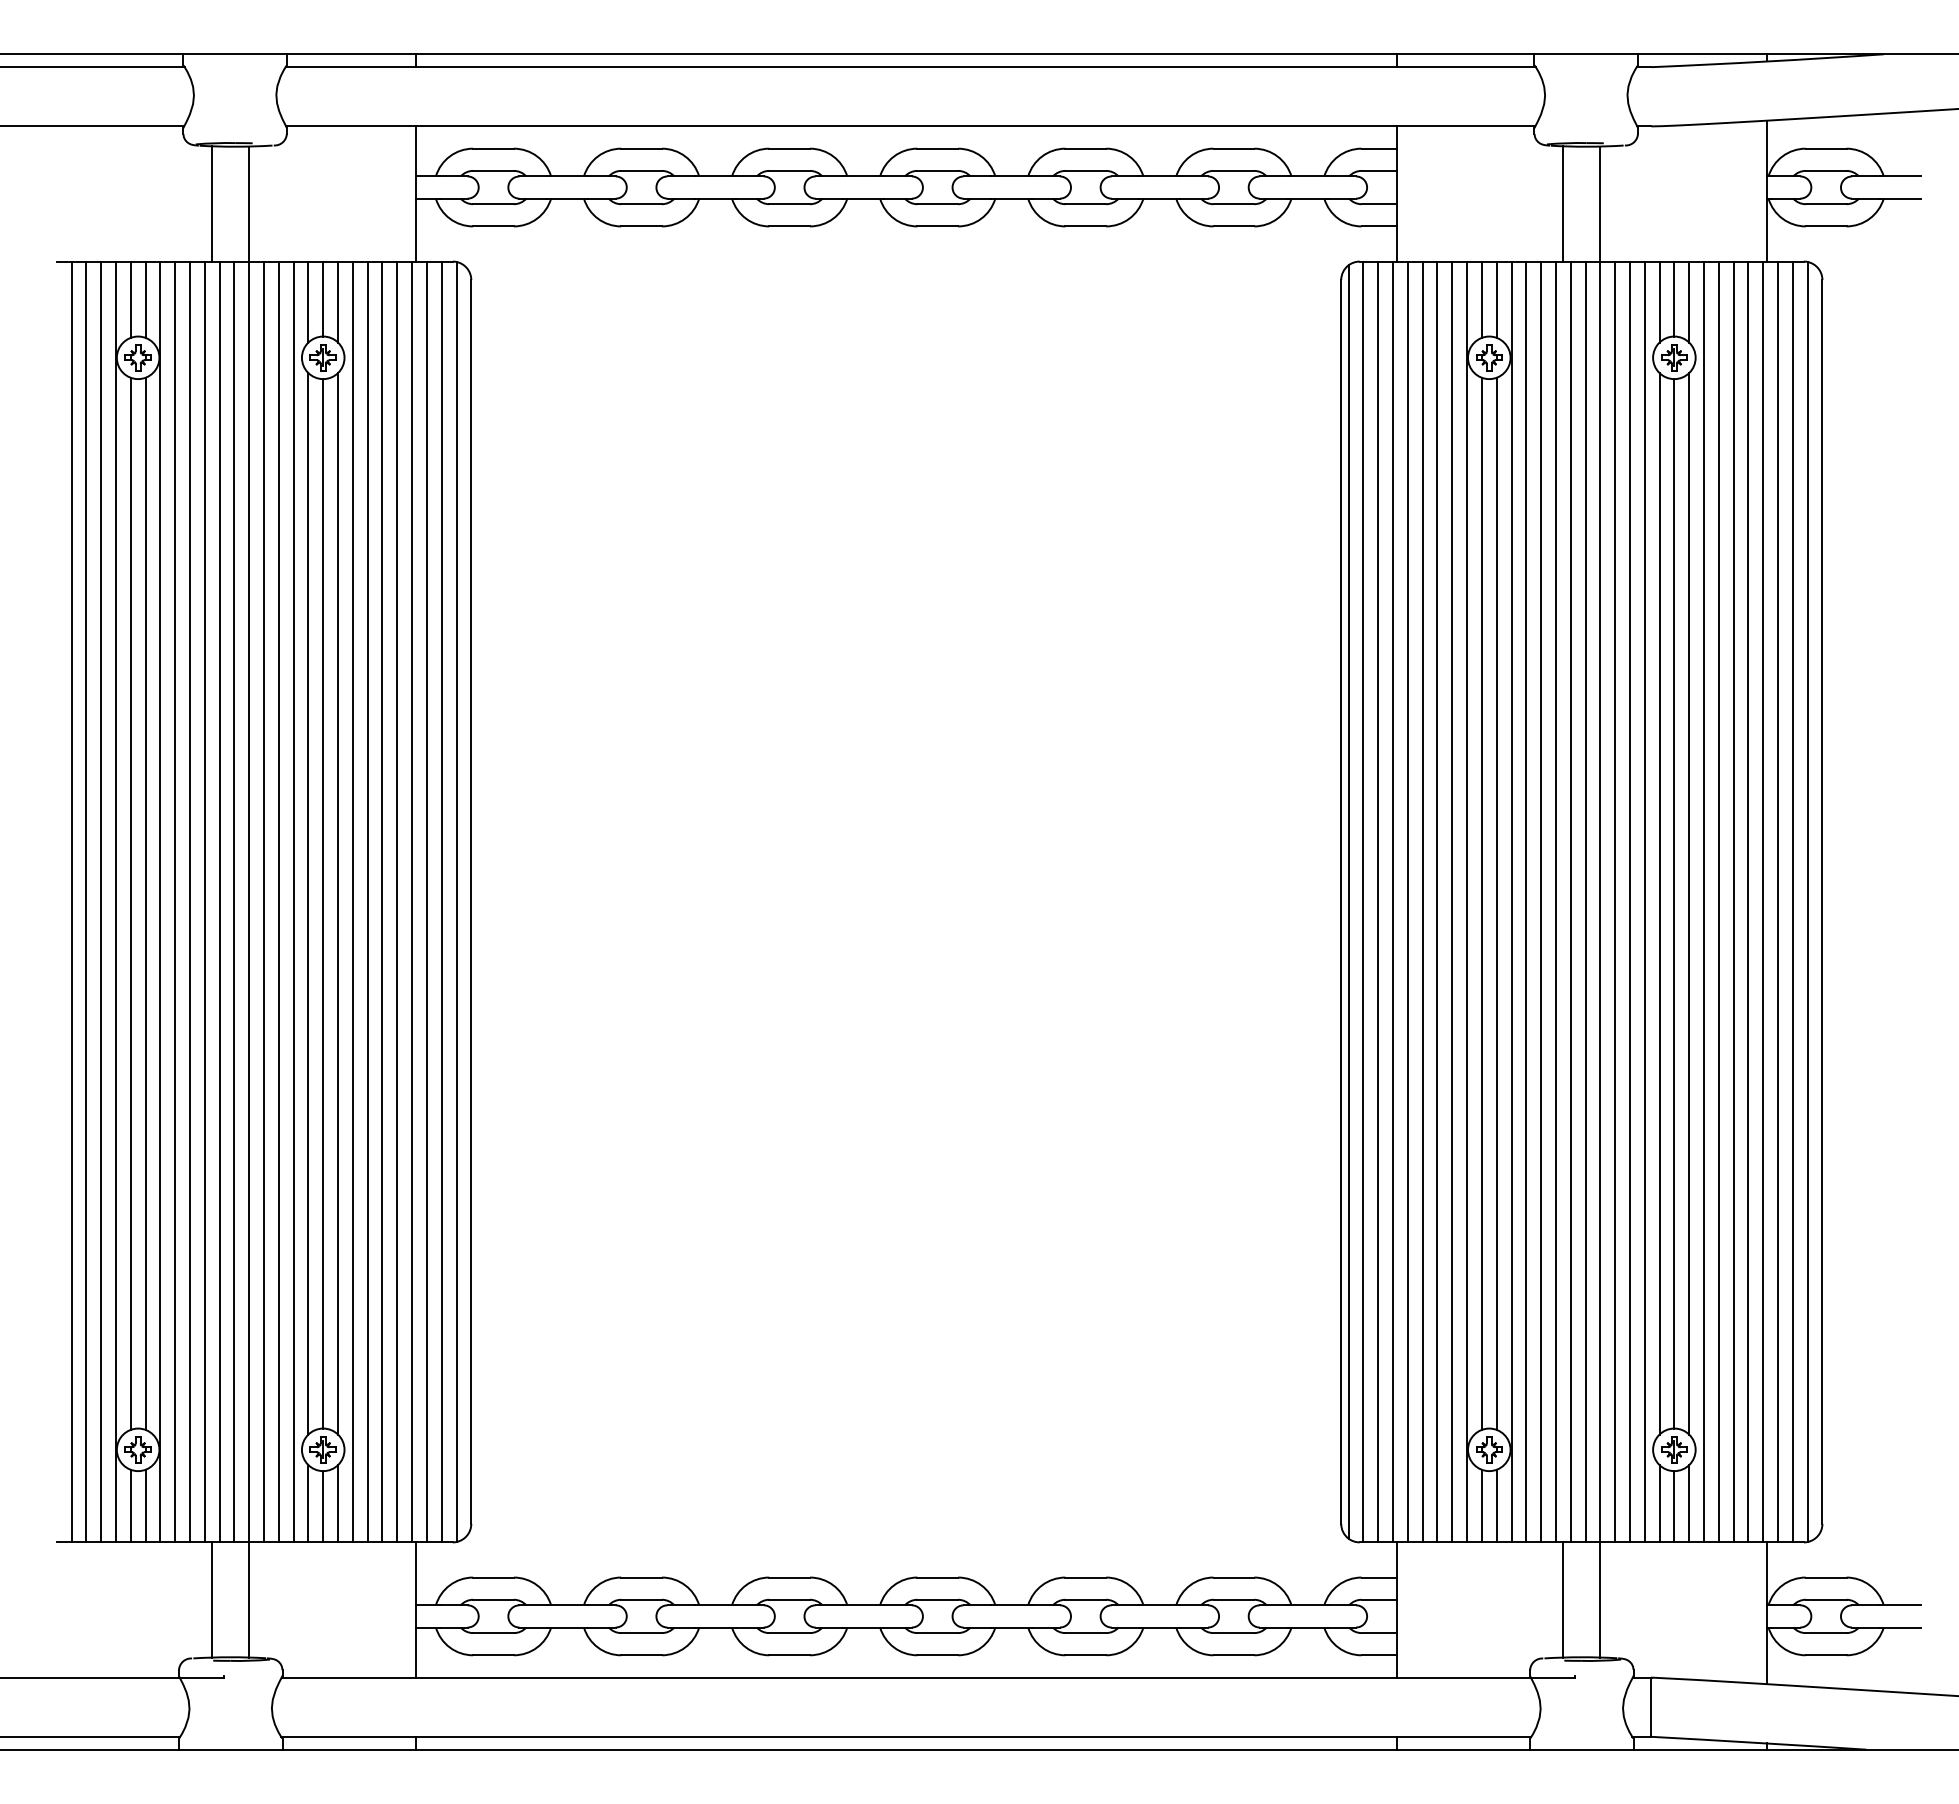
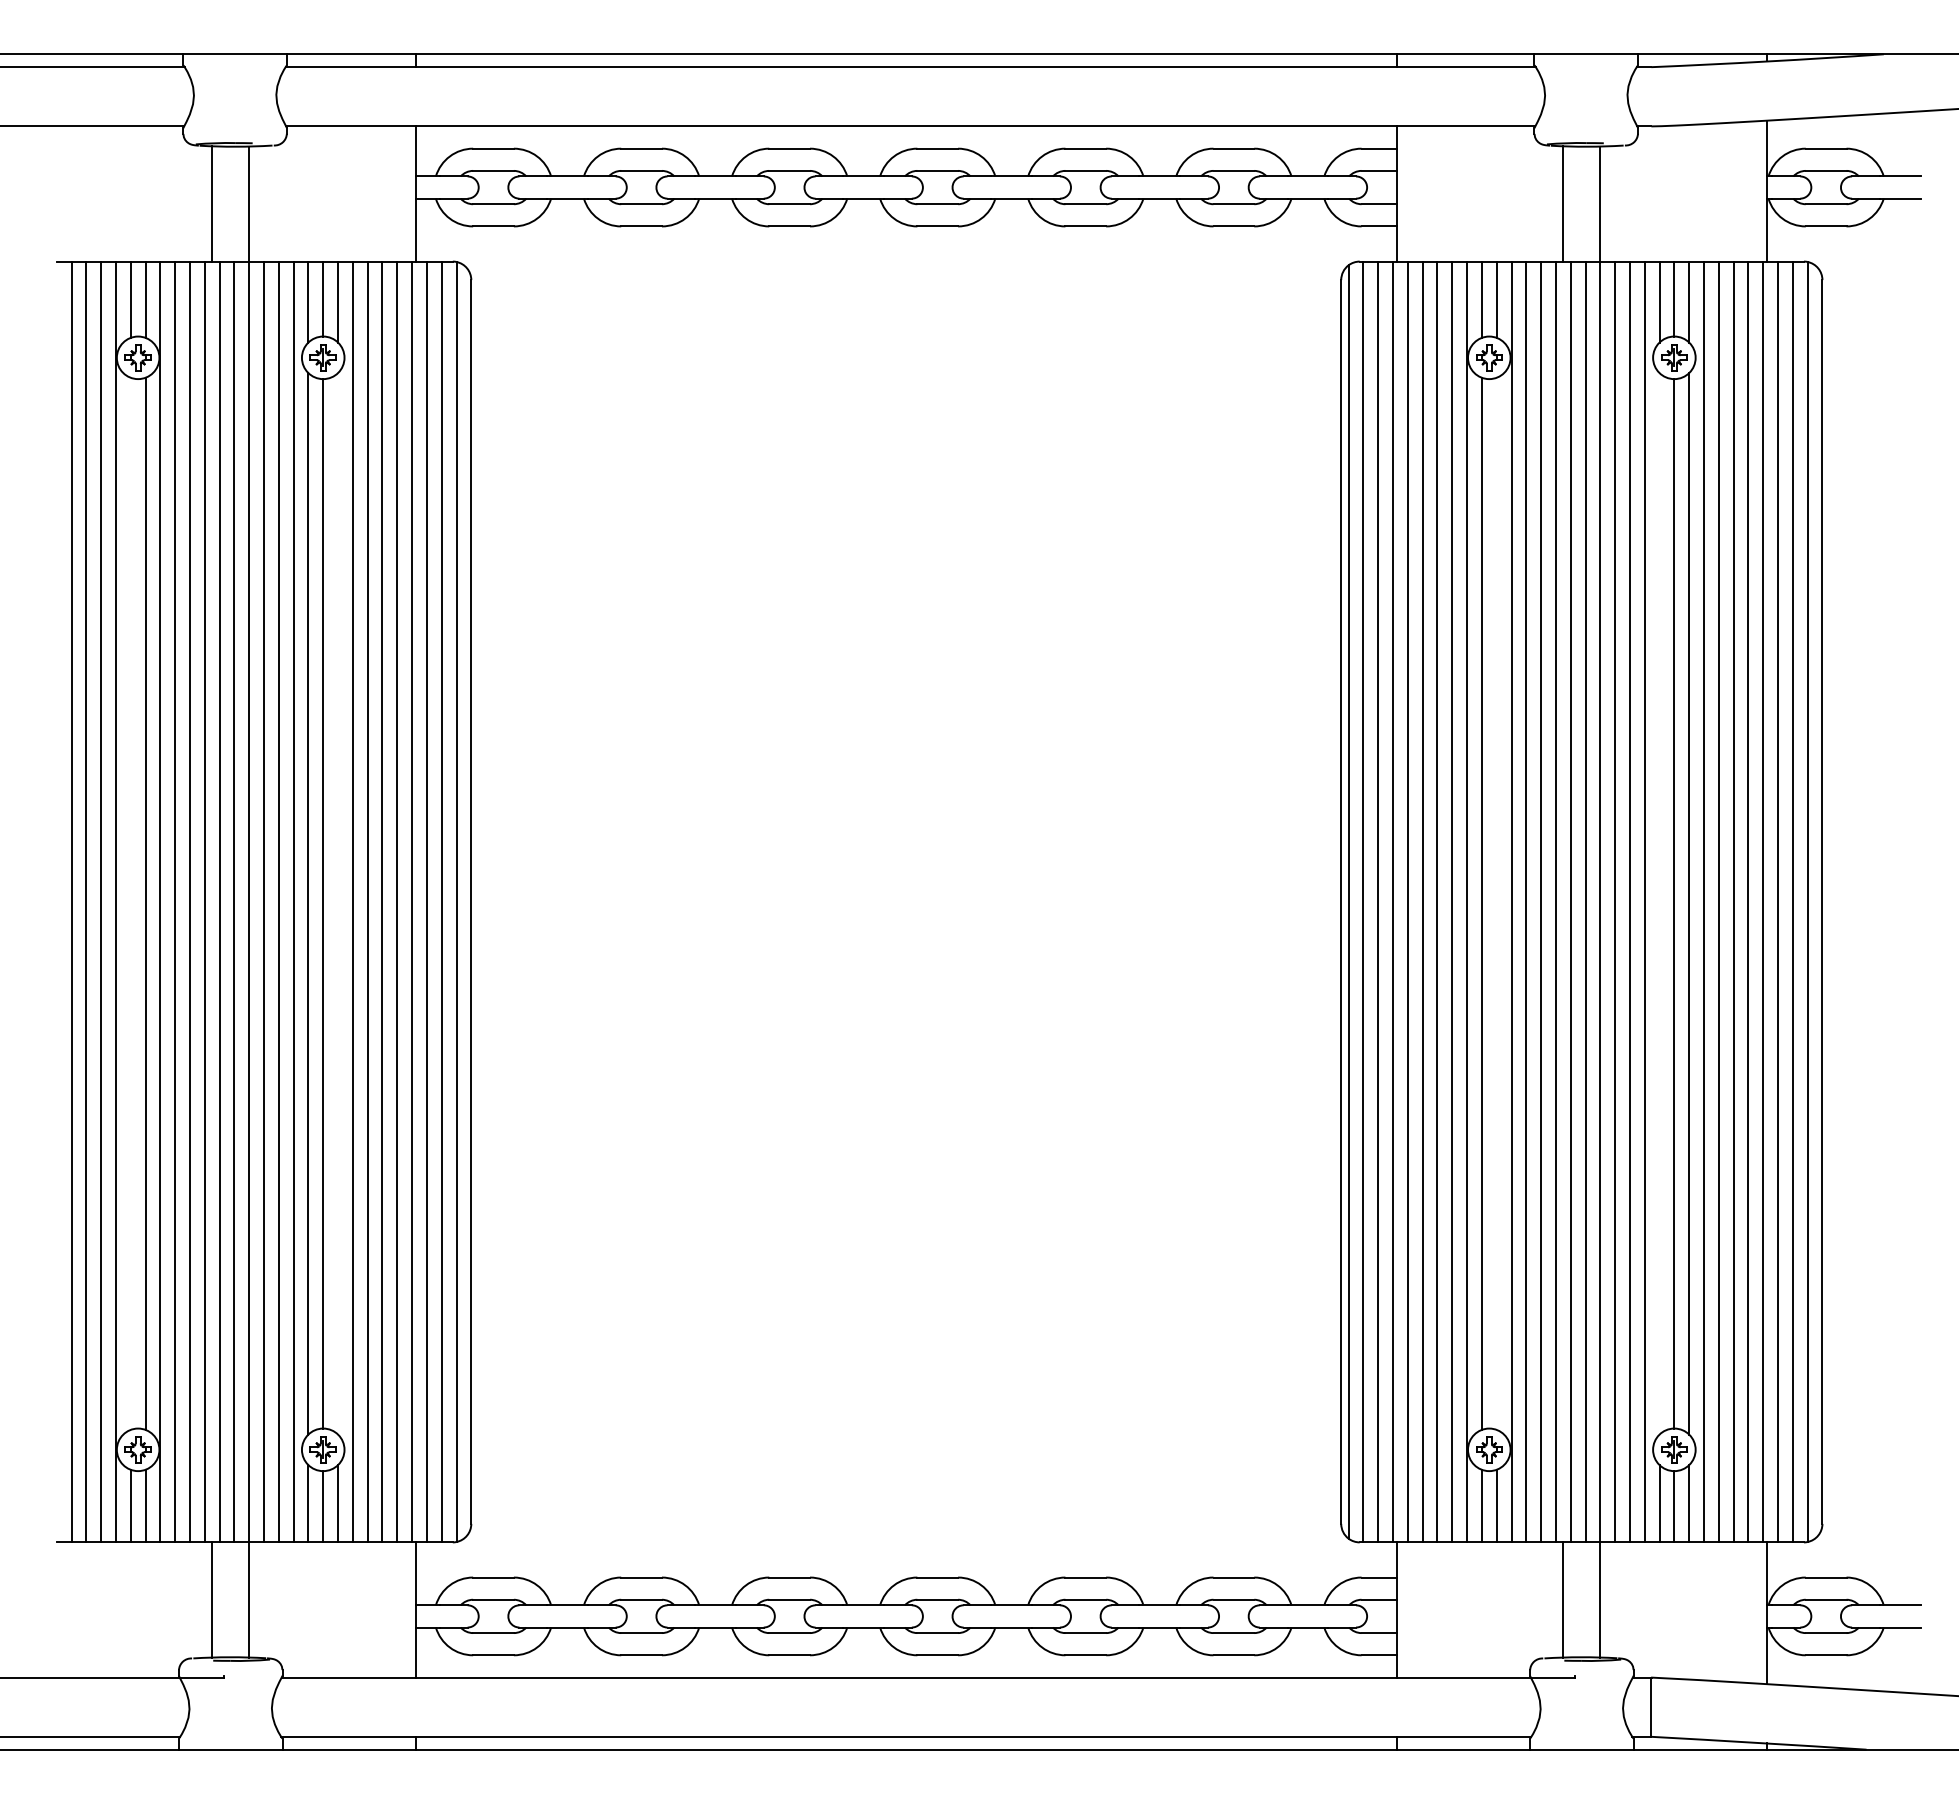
line: present -> none (130, 903)
line: present -> none (338, 903)
line: present -> none (1496, 903)
line: present -> none (1659, 903)
